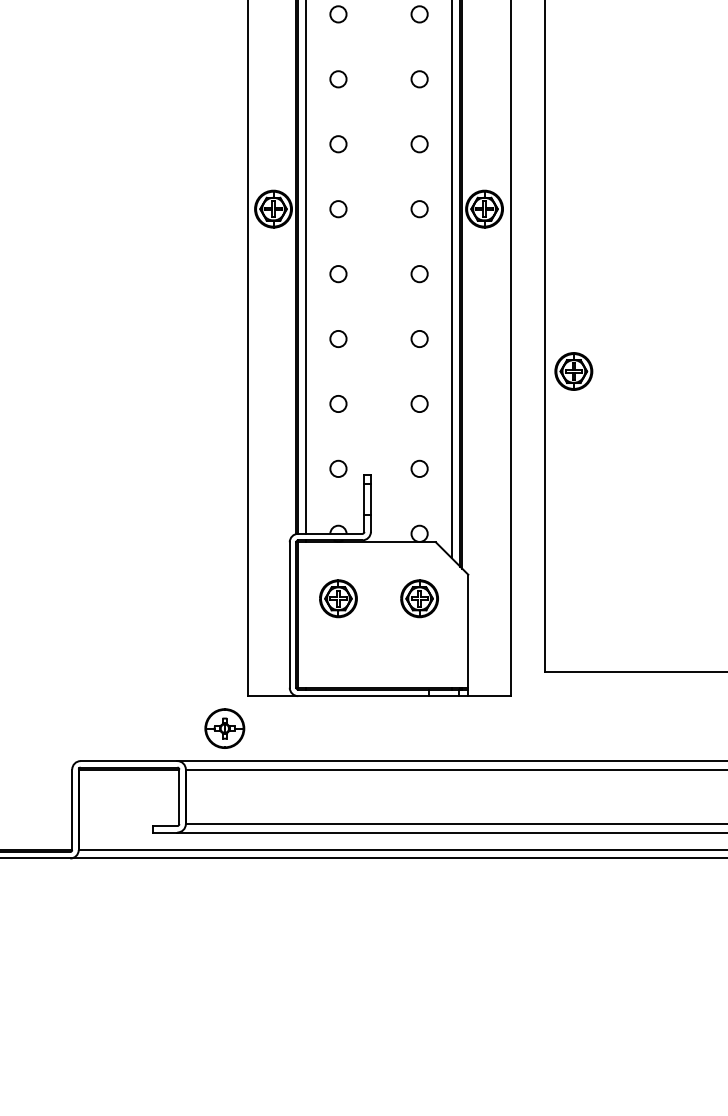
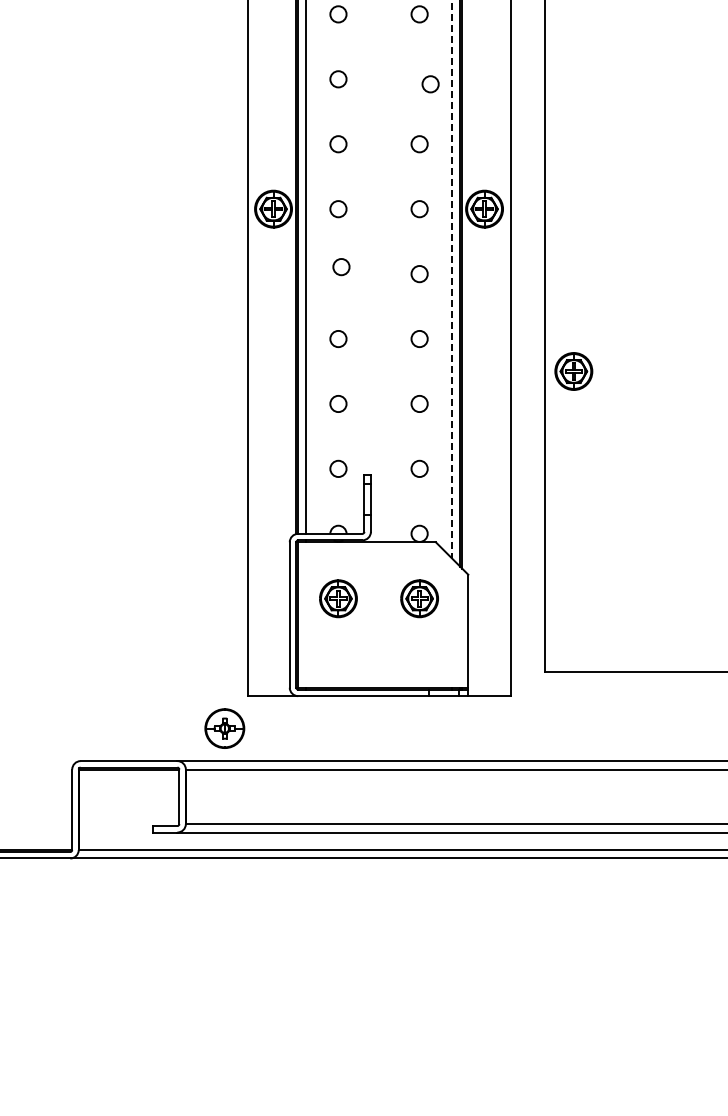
circle position: (419, 79) -> (430, 84) (430, 84)
circle position: (338, 274) -> (341, 267) (341, 267)
line: solid -> dashed (451, 279)
